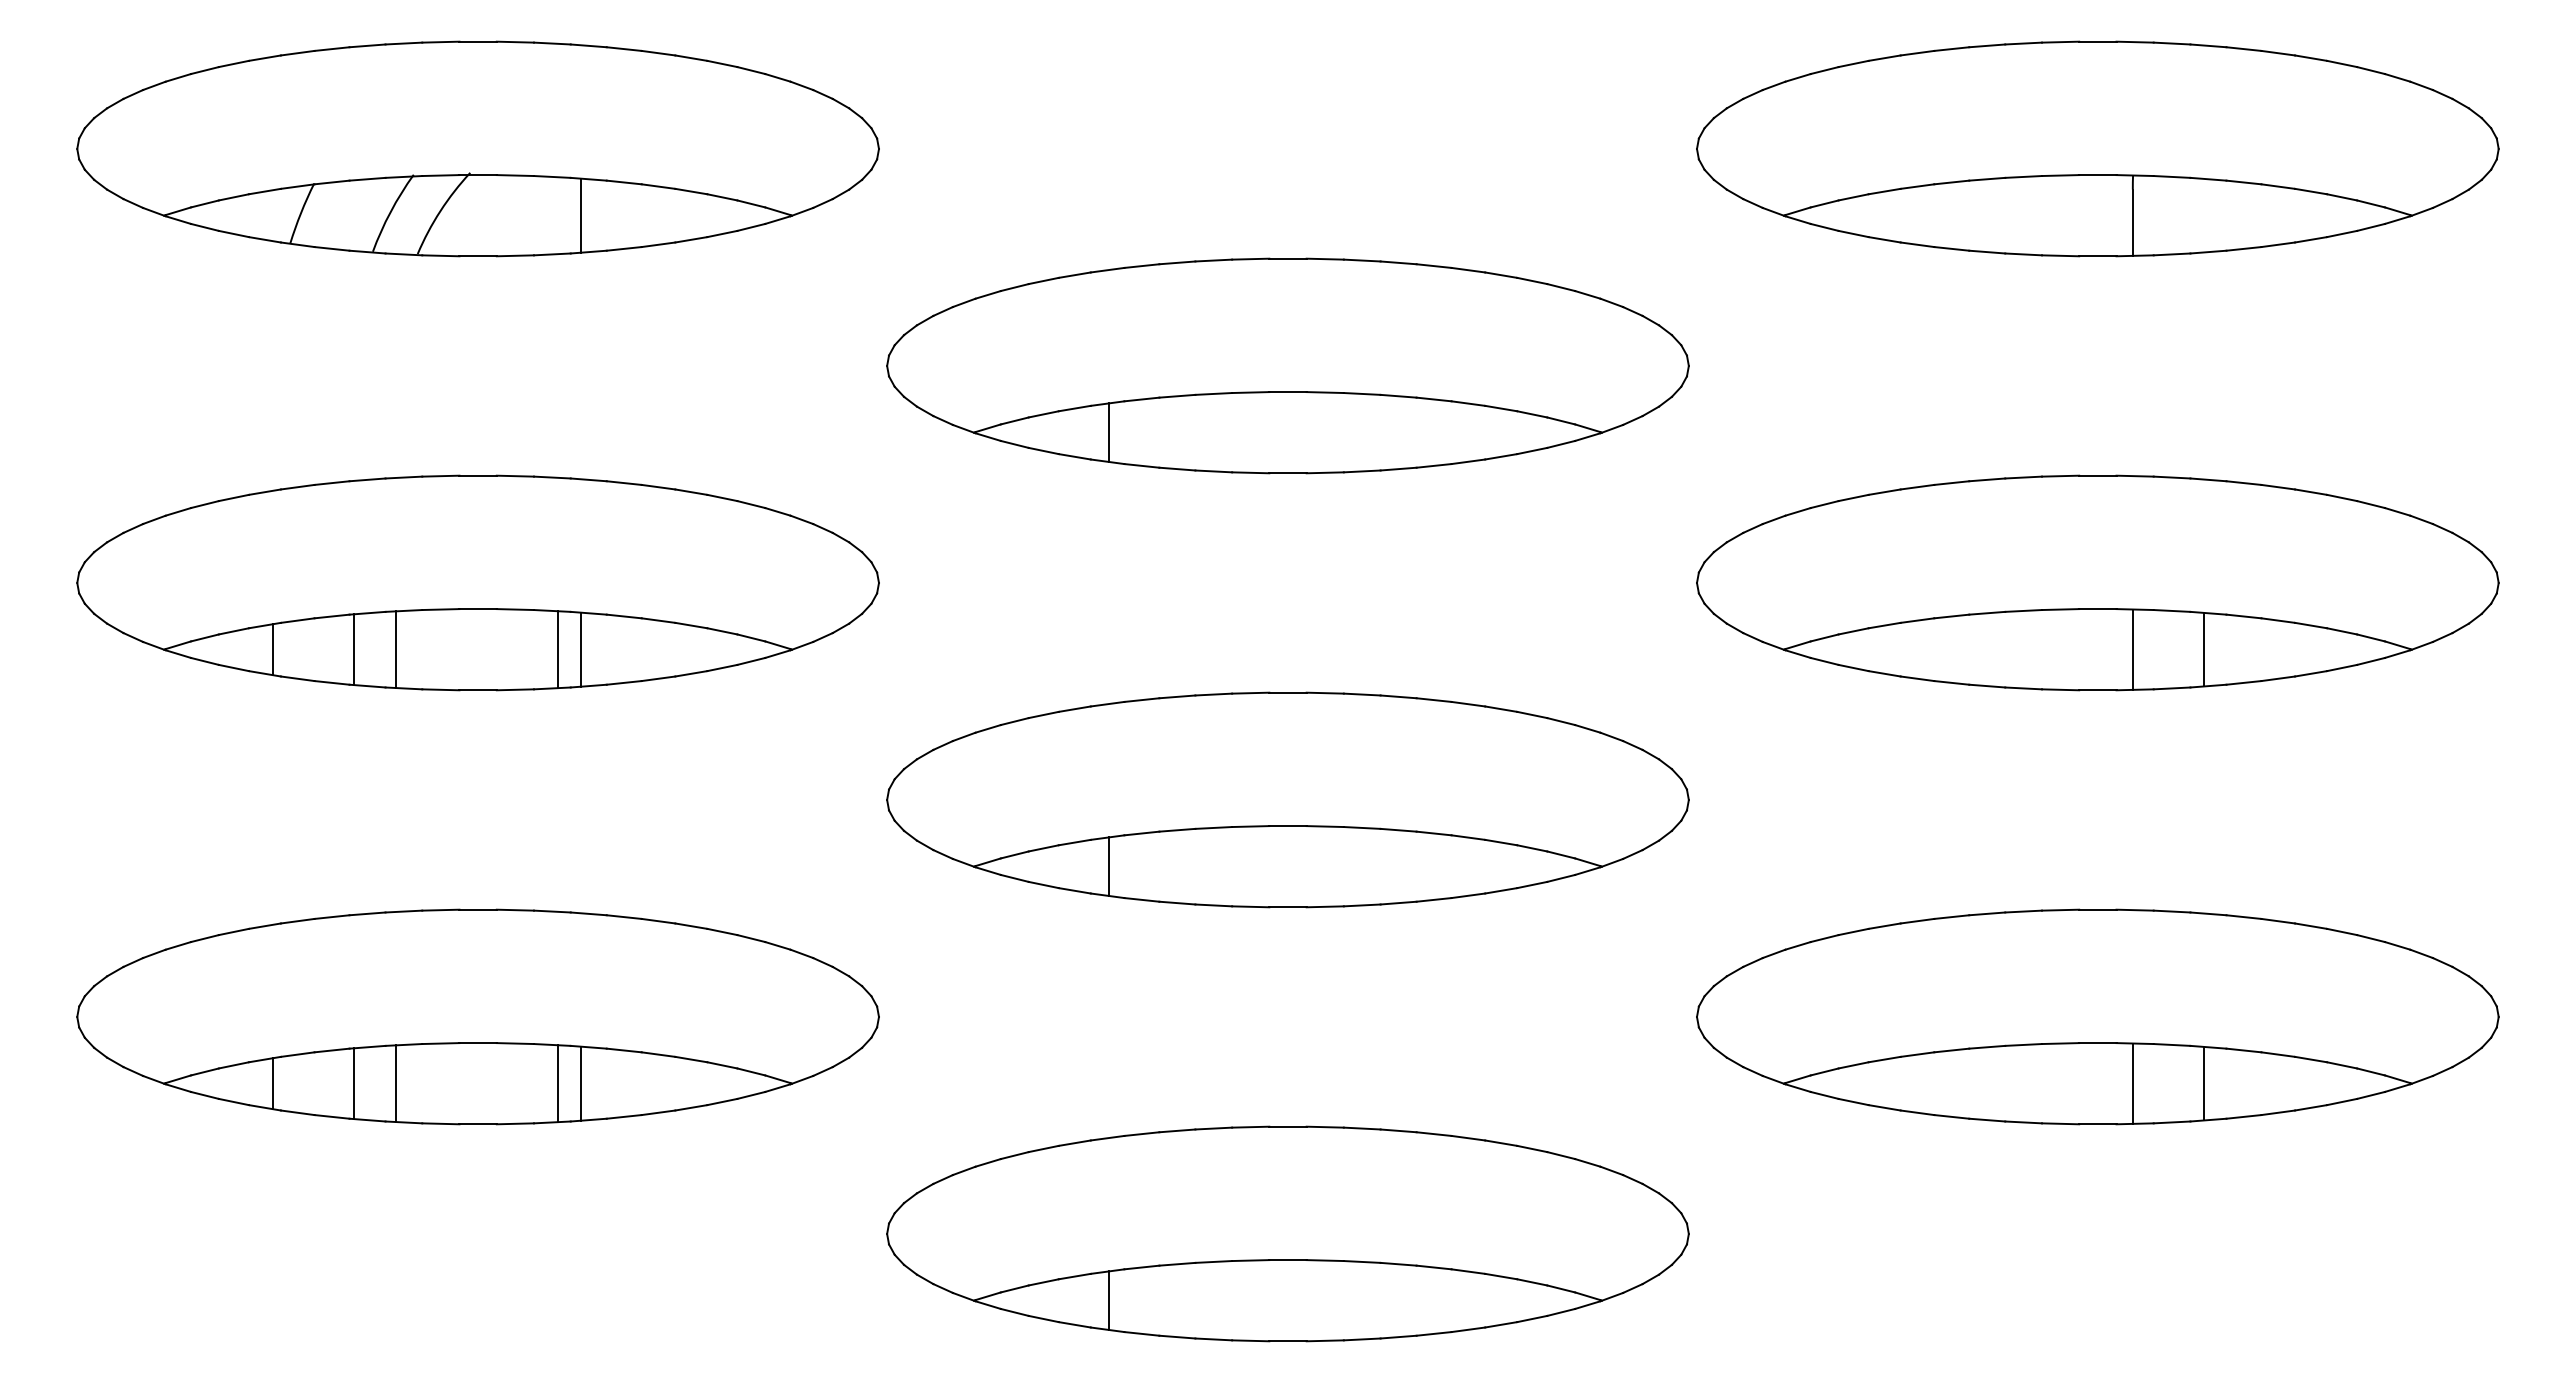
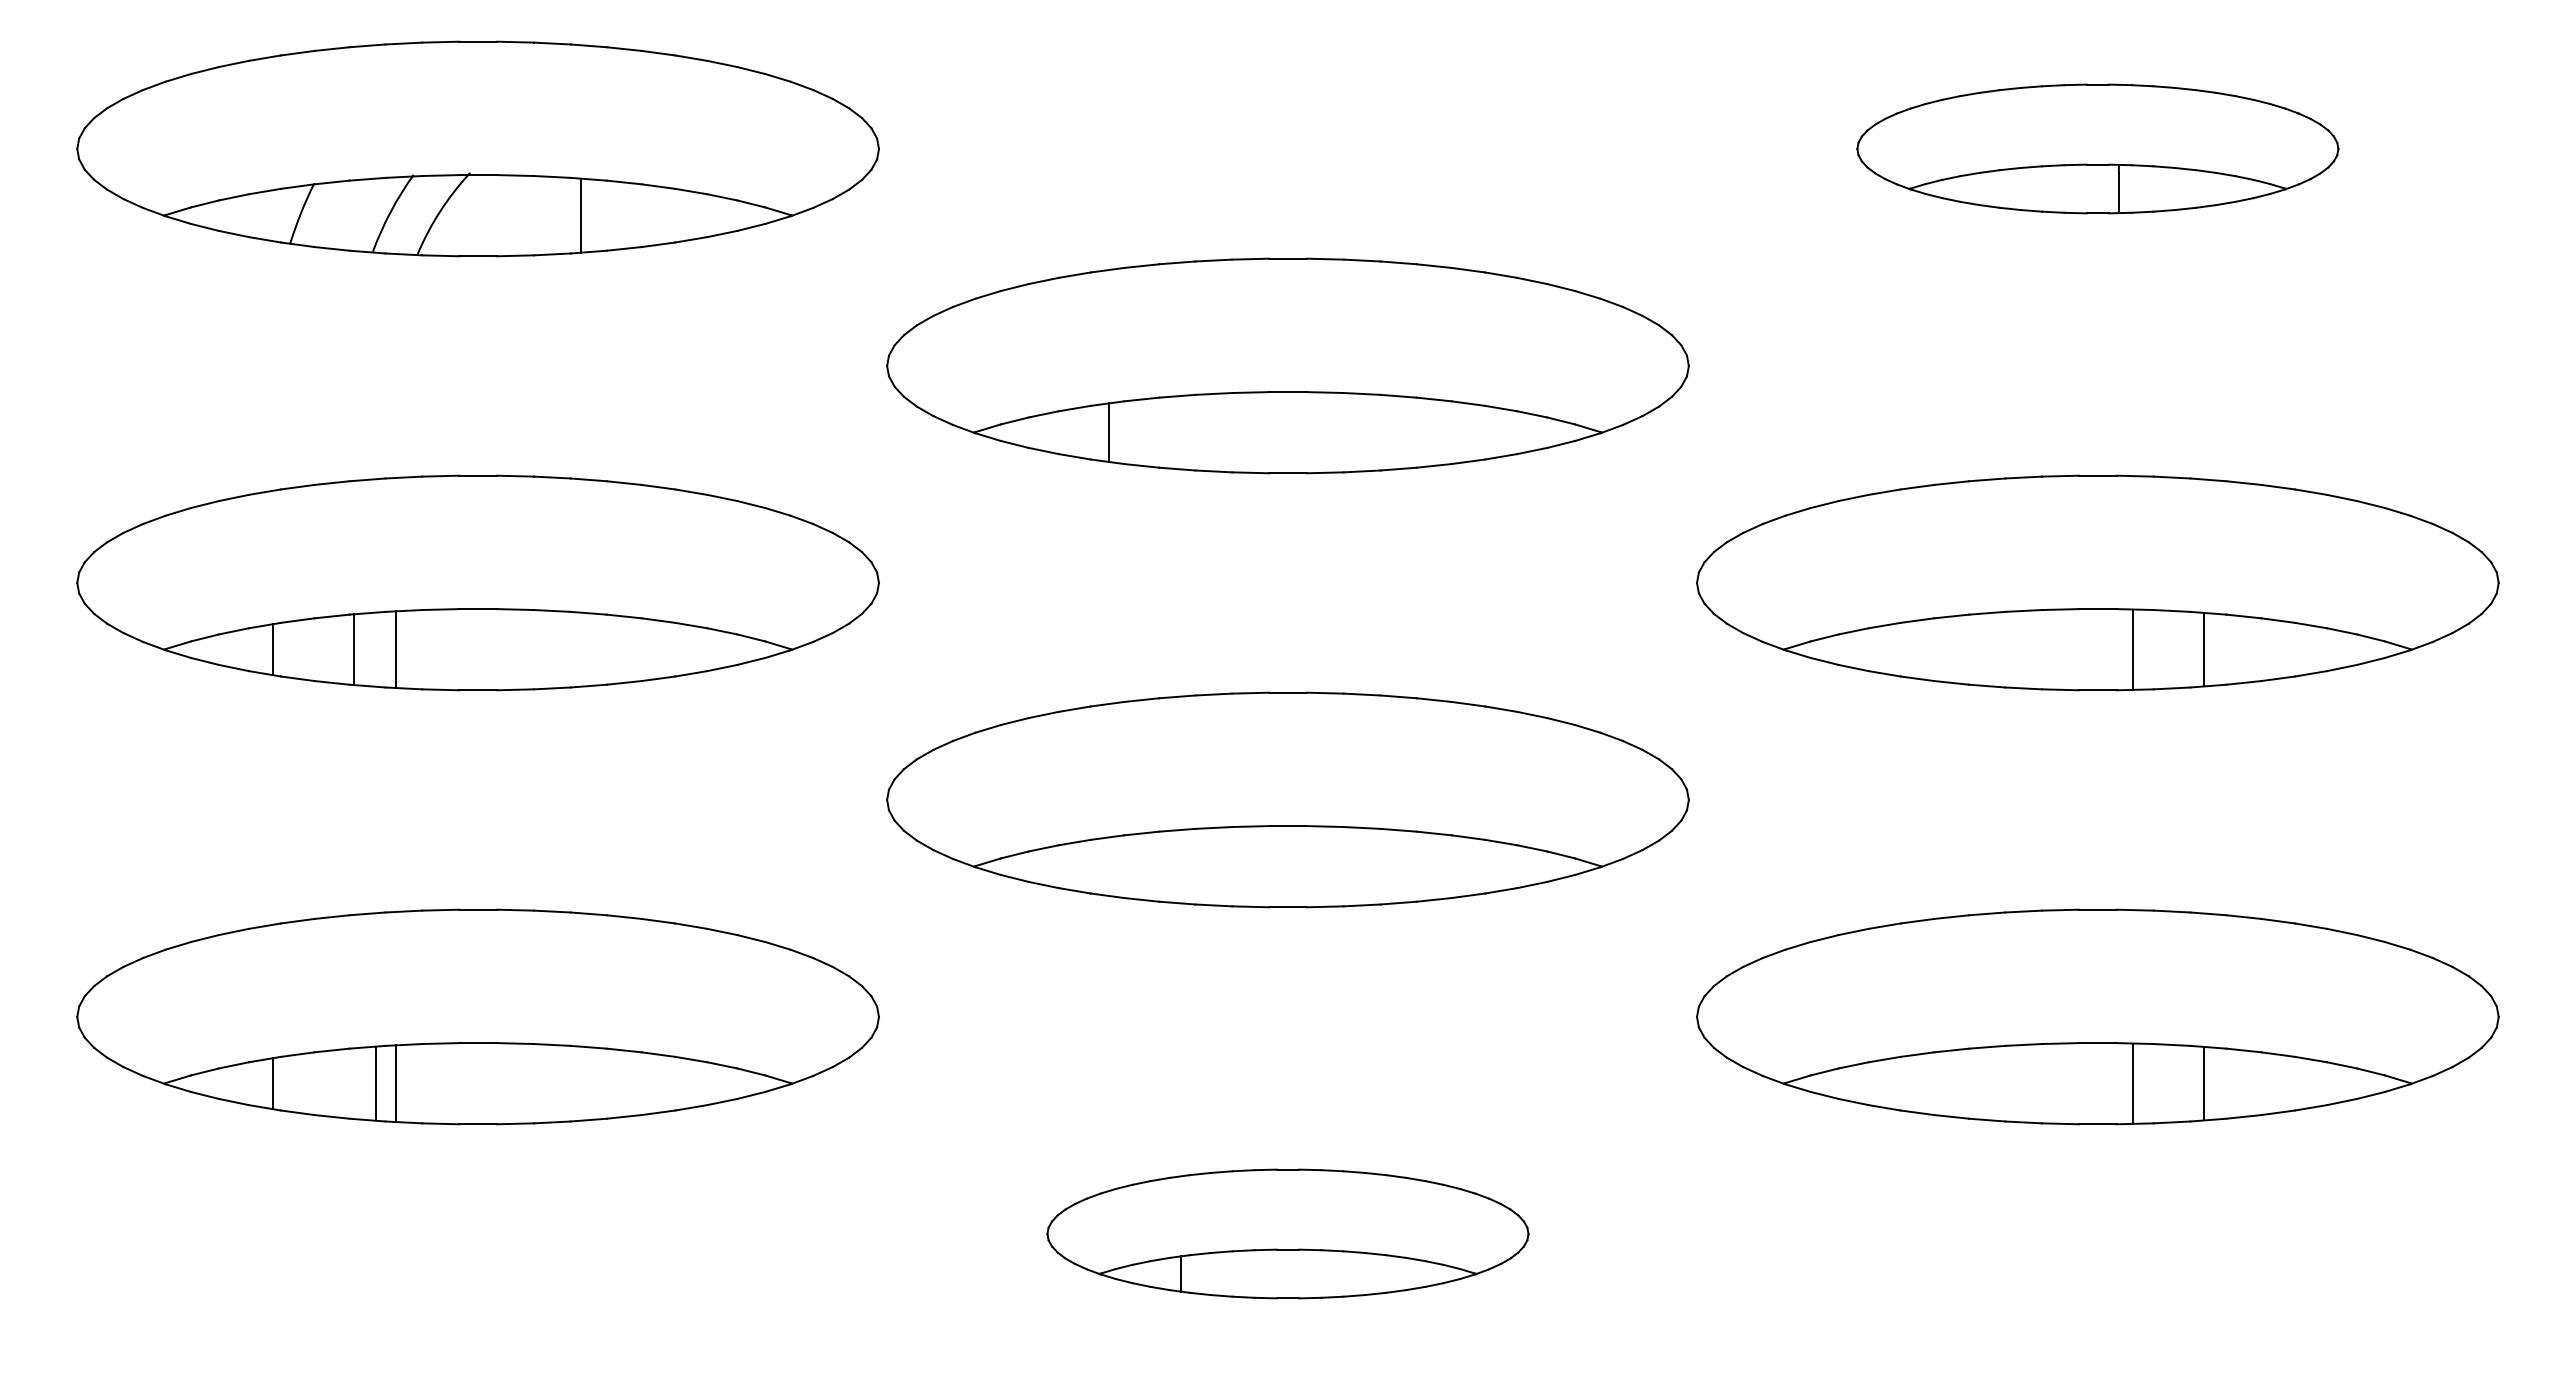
part size: 804x218 px -> 484x132 px (2097, 148)
line: present -> none (558, 649)
line: present -> none (581, 649)
line: present -> none (1109, 866)
line position: (353, 1083) -> (375, 1083) (375, 1083)
line: present -> none (558, 1083)
line: present -> none (581, 1083)
part size: 804x218 px -> 484x132 px (1287, 1233)
